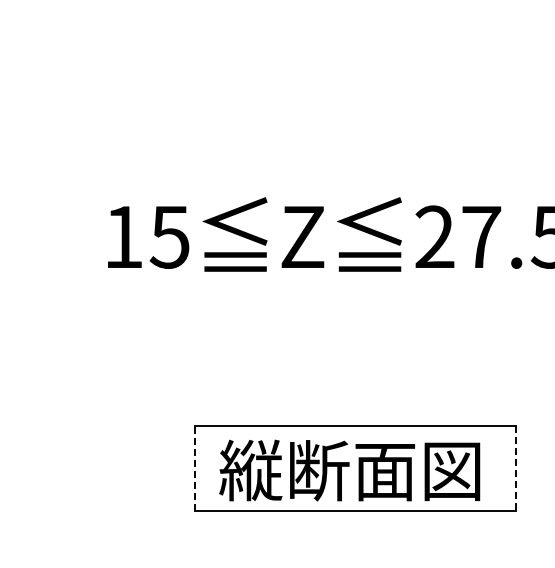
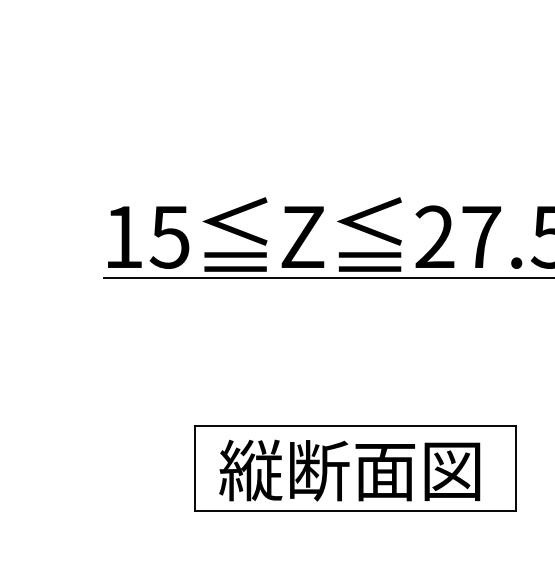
line: none -> present (327, 277)
line: dashed -> solid (195, 467)
line: dashed -> solid (515, 468)
